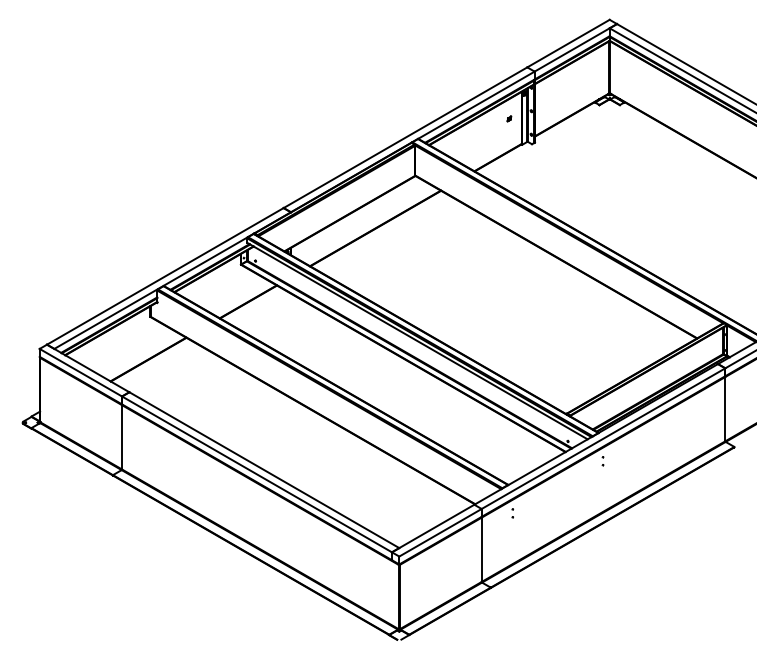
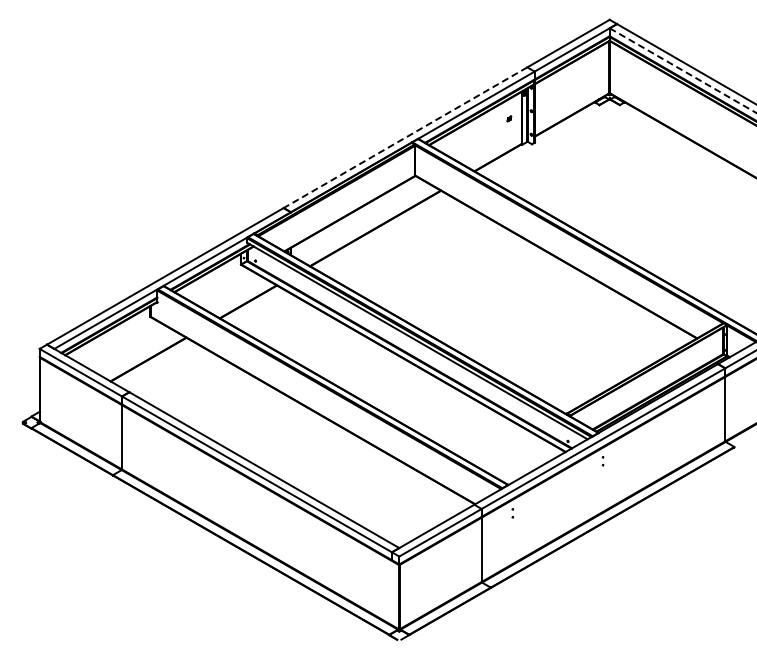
line: solid -> dashed (683, 70)
line: solid -> dashed (405, 137)
